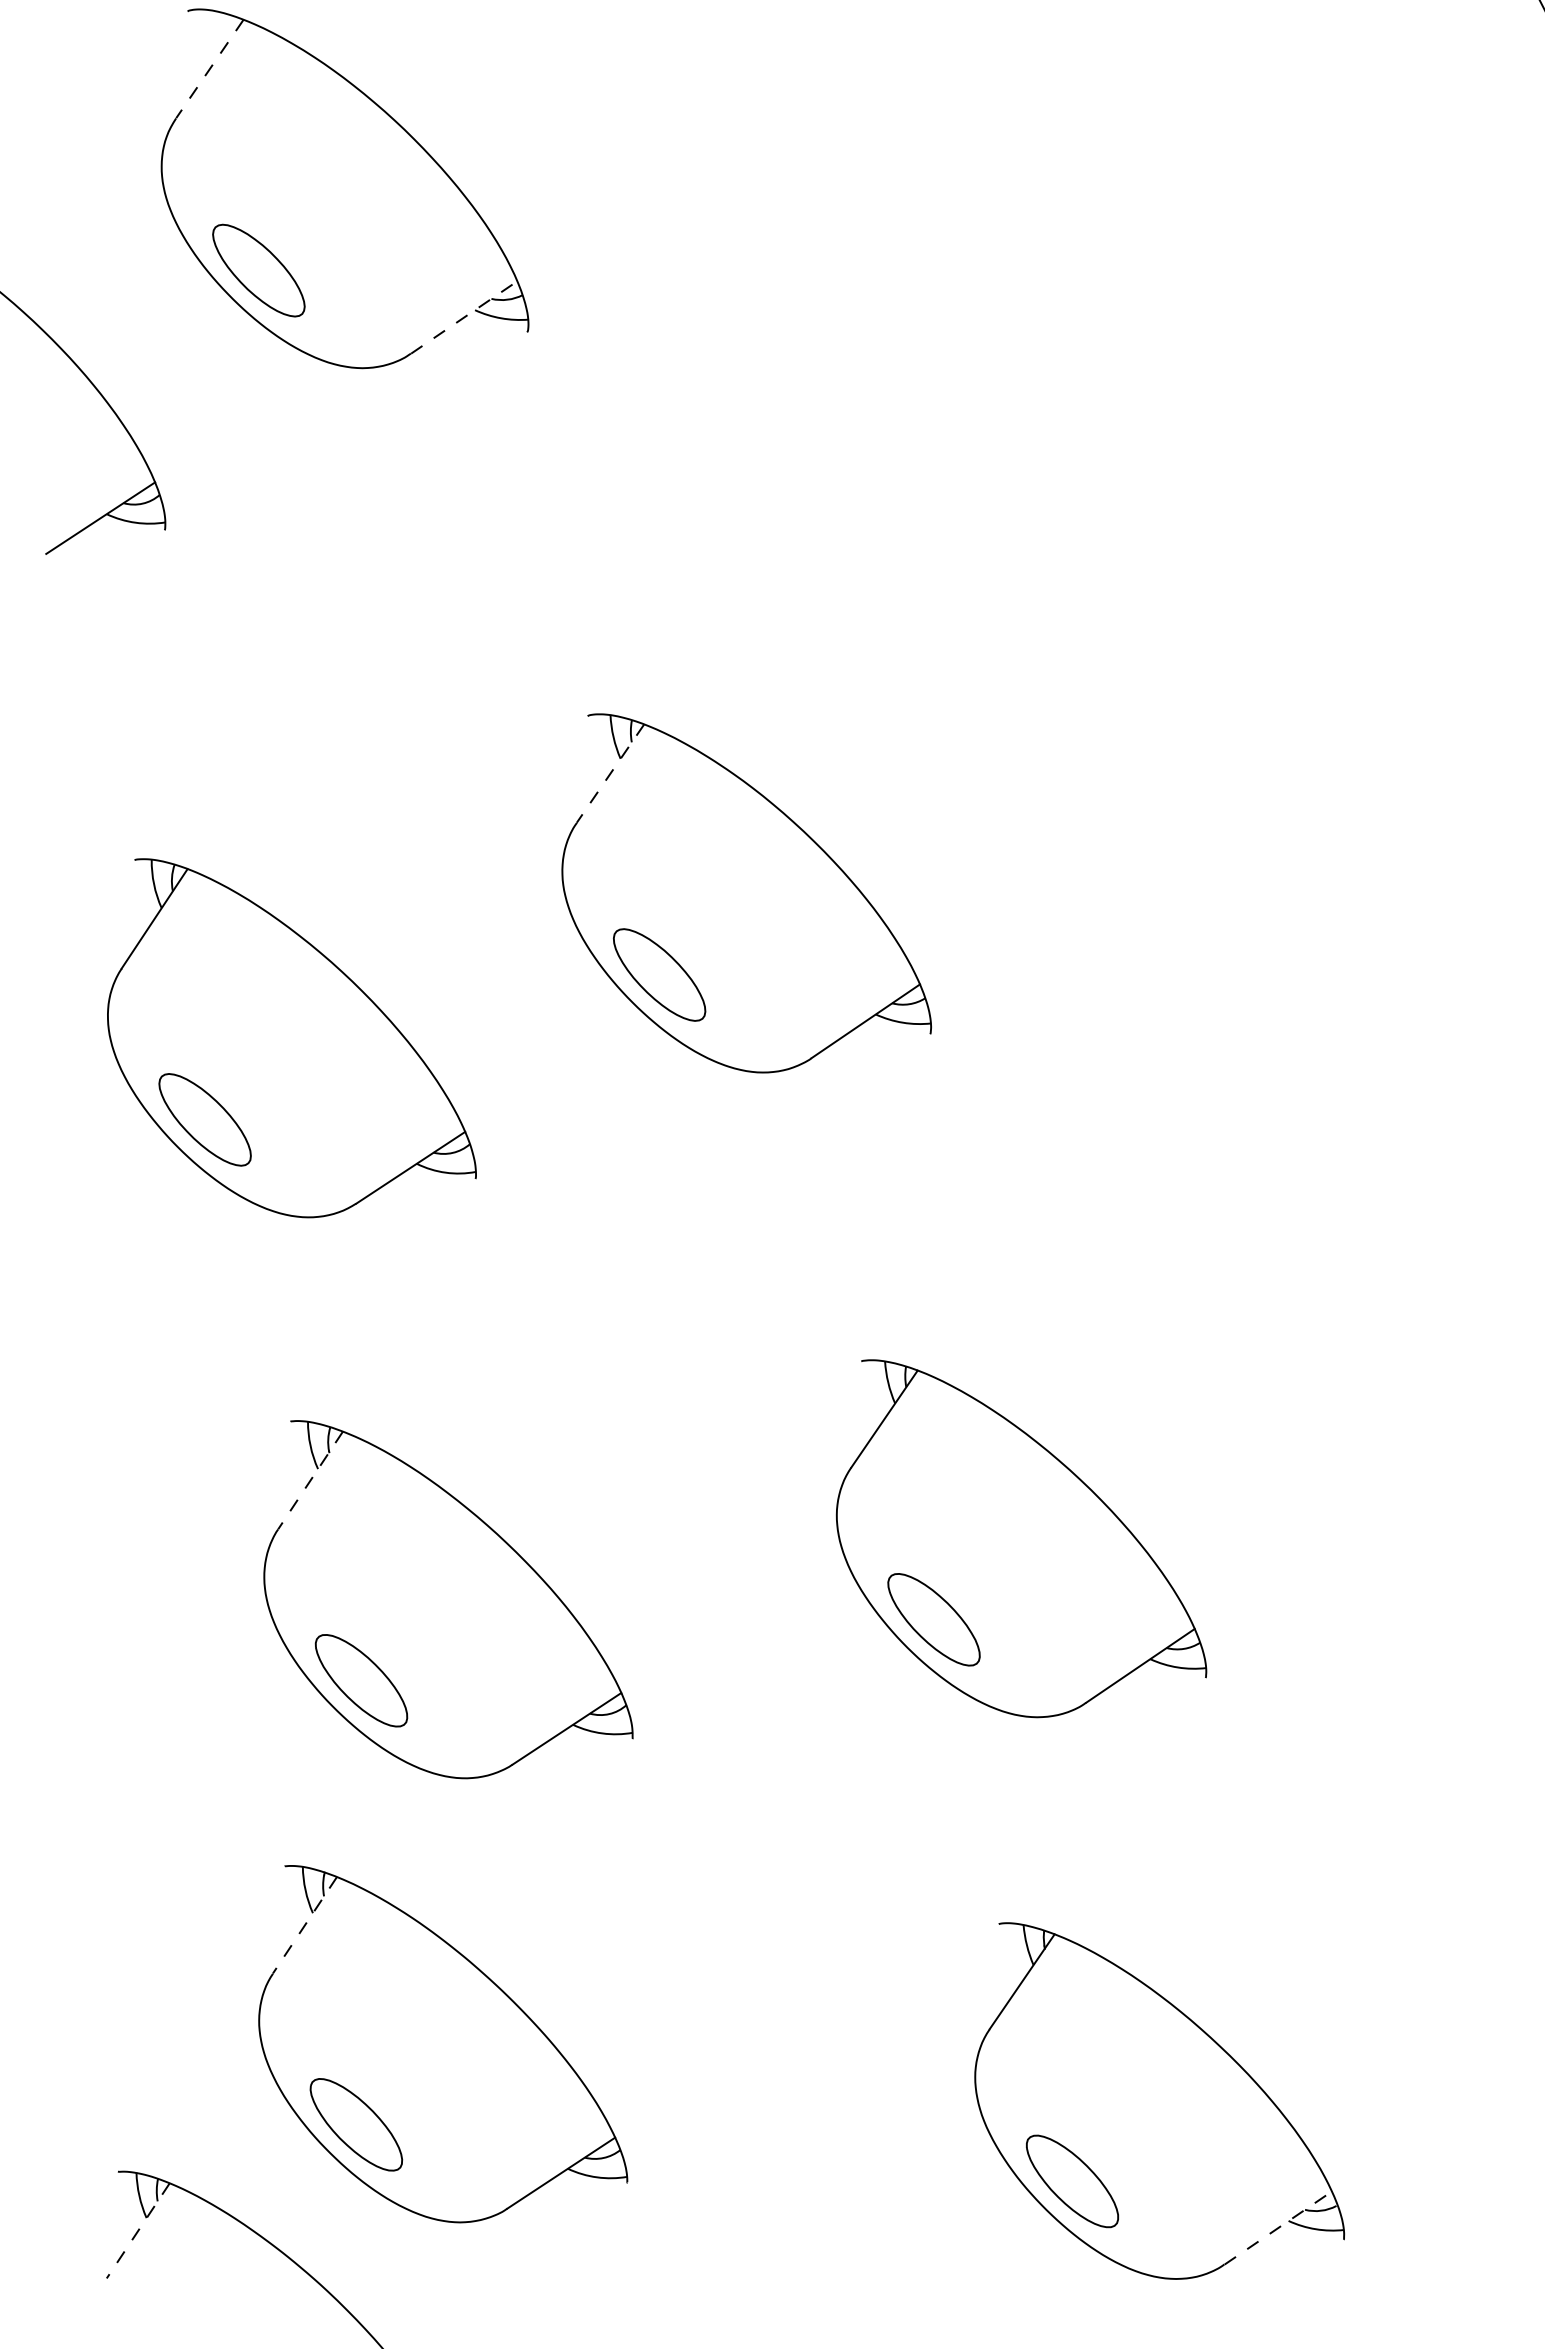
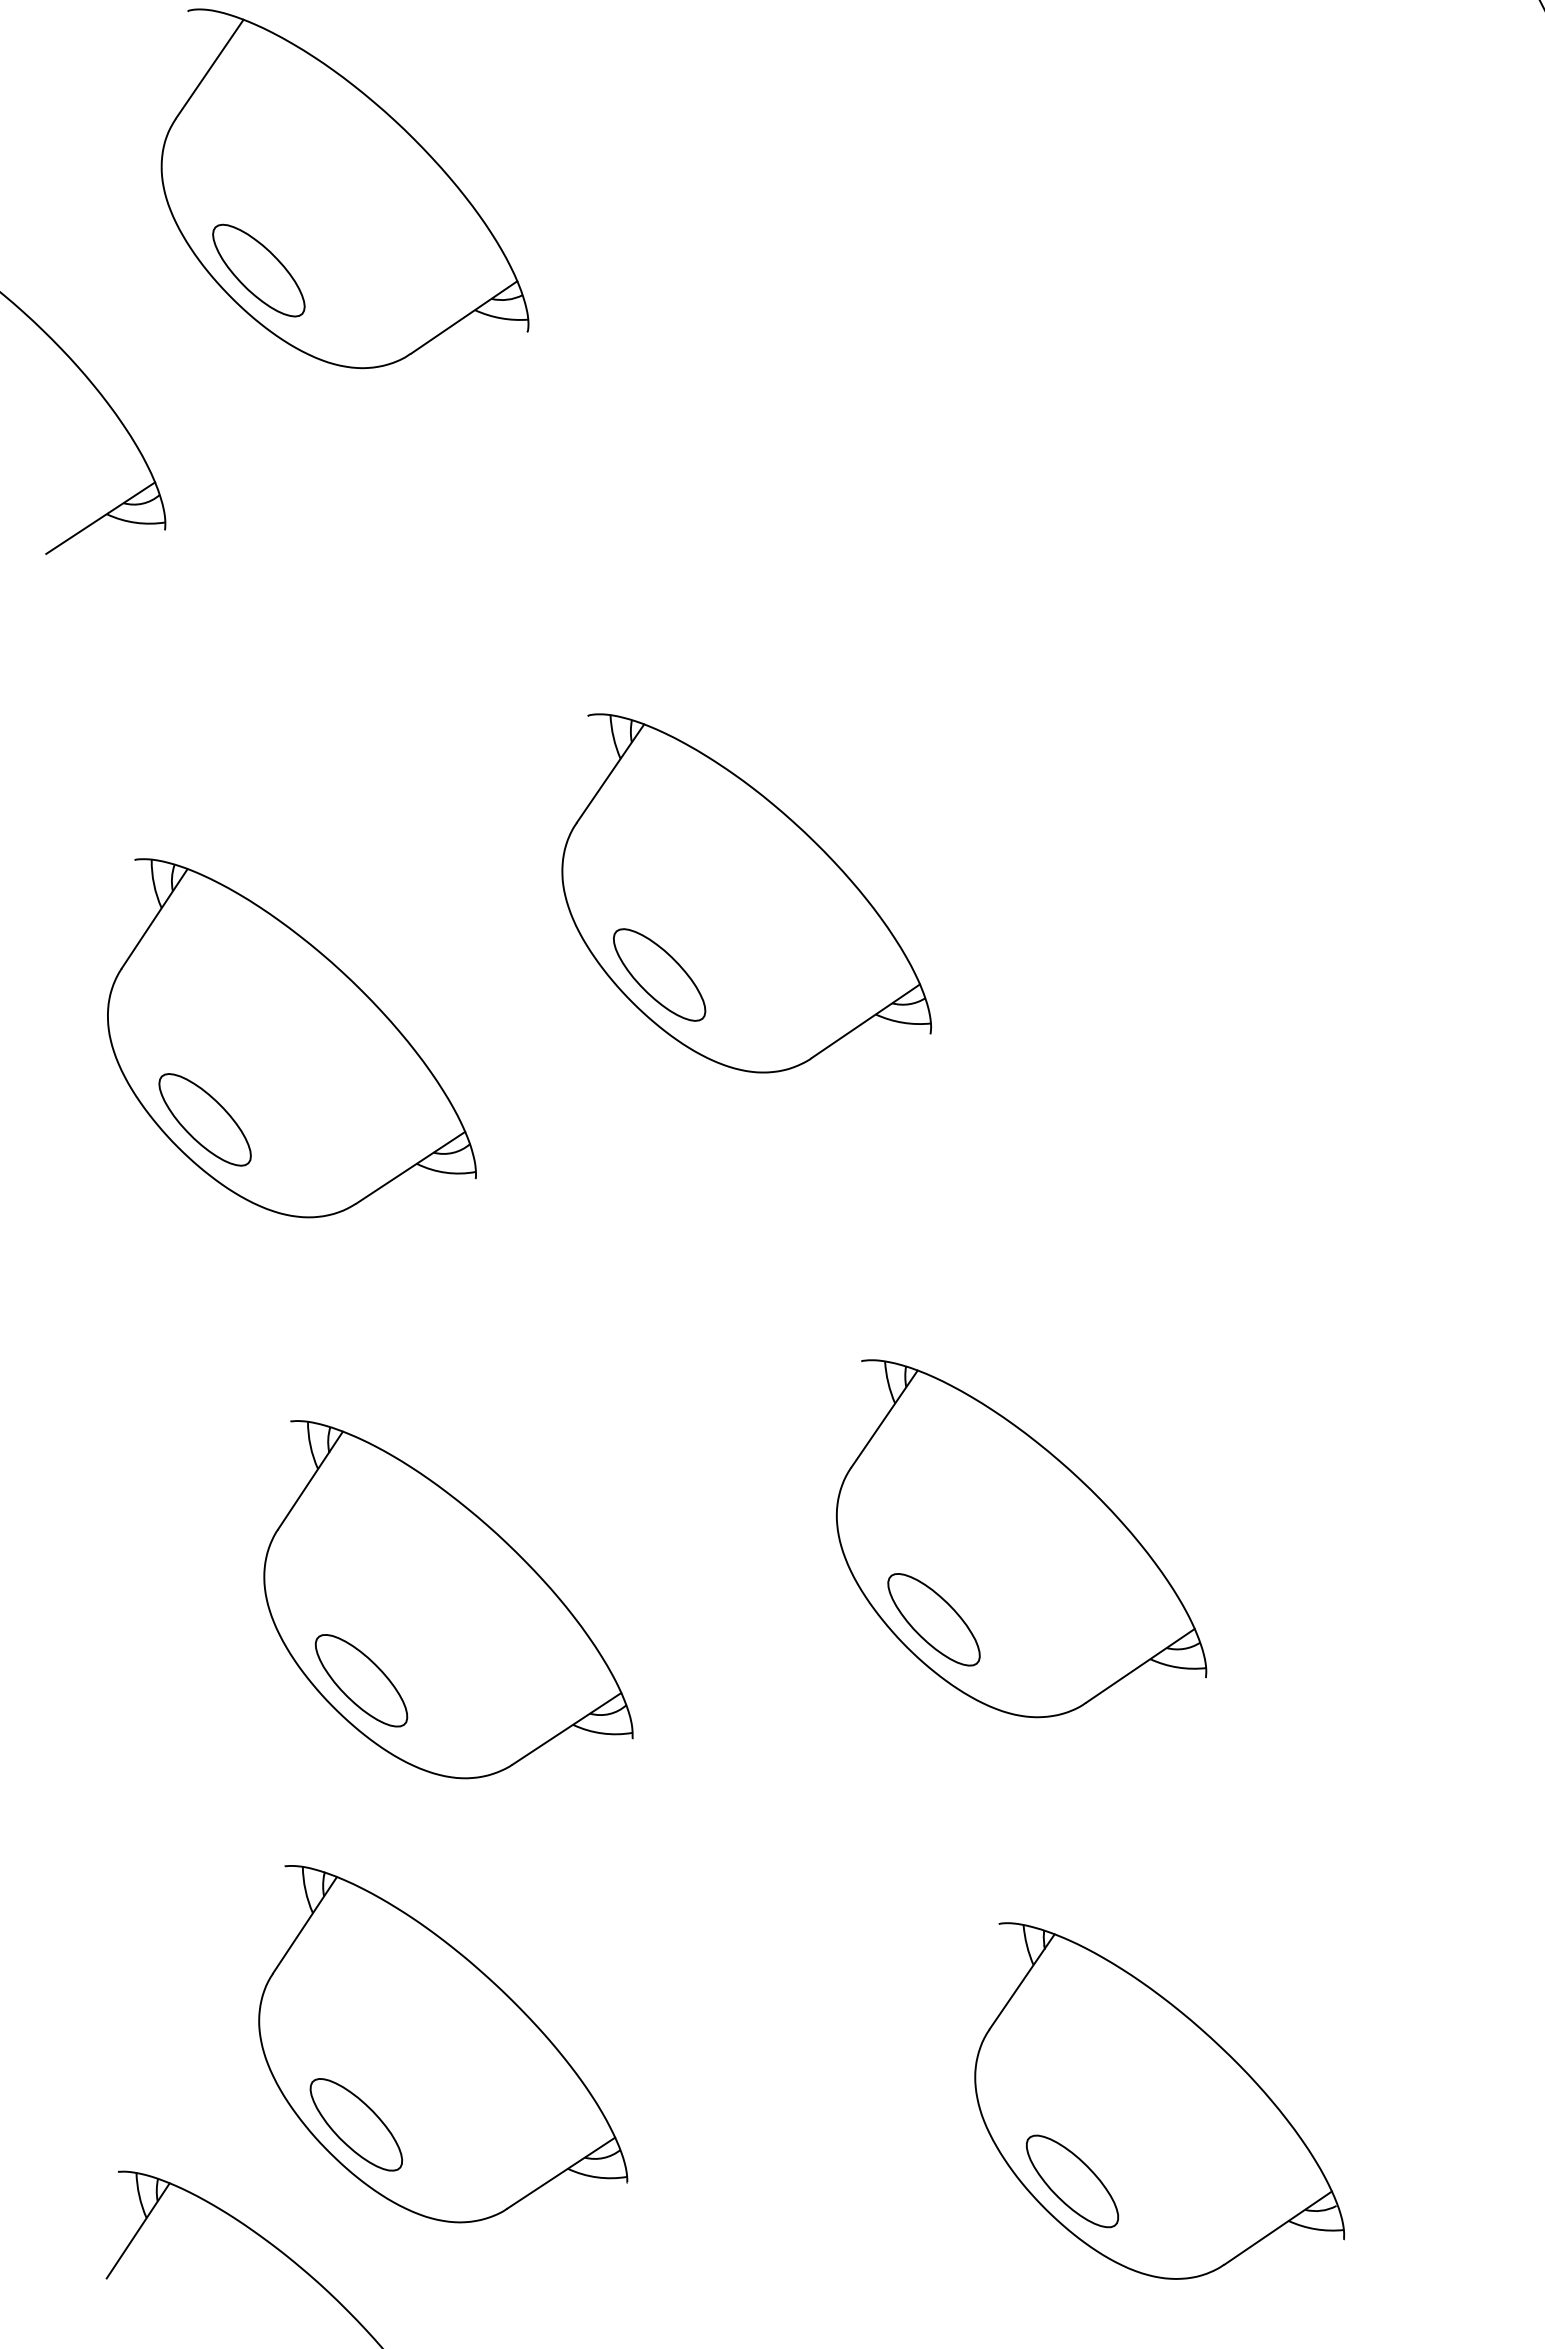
line: dashed -> solid (209, 68)
line: dashed -> solid (464, 317)
line: dashed -> solid (610, 773)
line: dashed -> solid (310, 1480)
line: dashed -> solid (304, 1925)
line: dashed -> solid (1278, 2228)
line: dashed -> solid (137, 2231)
